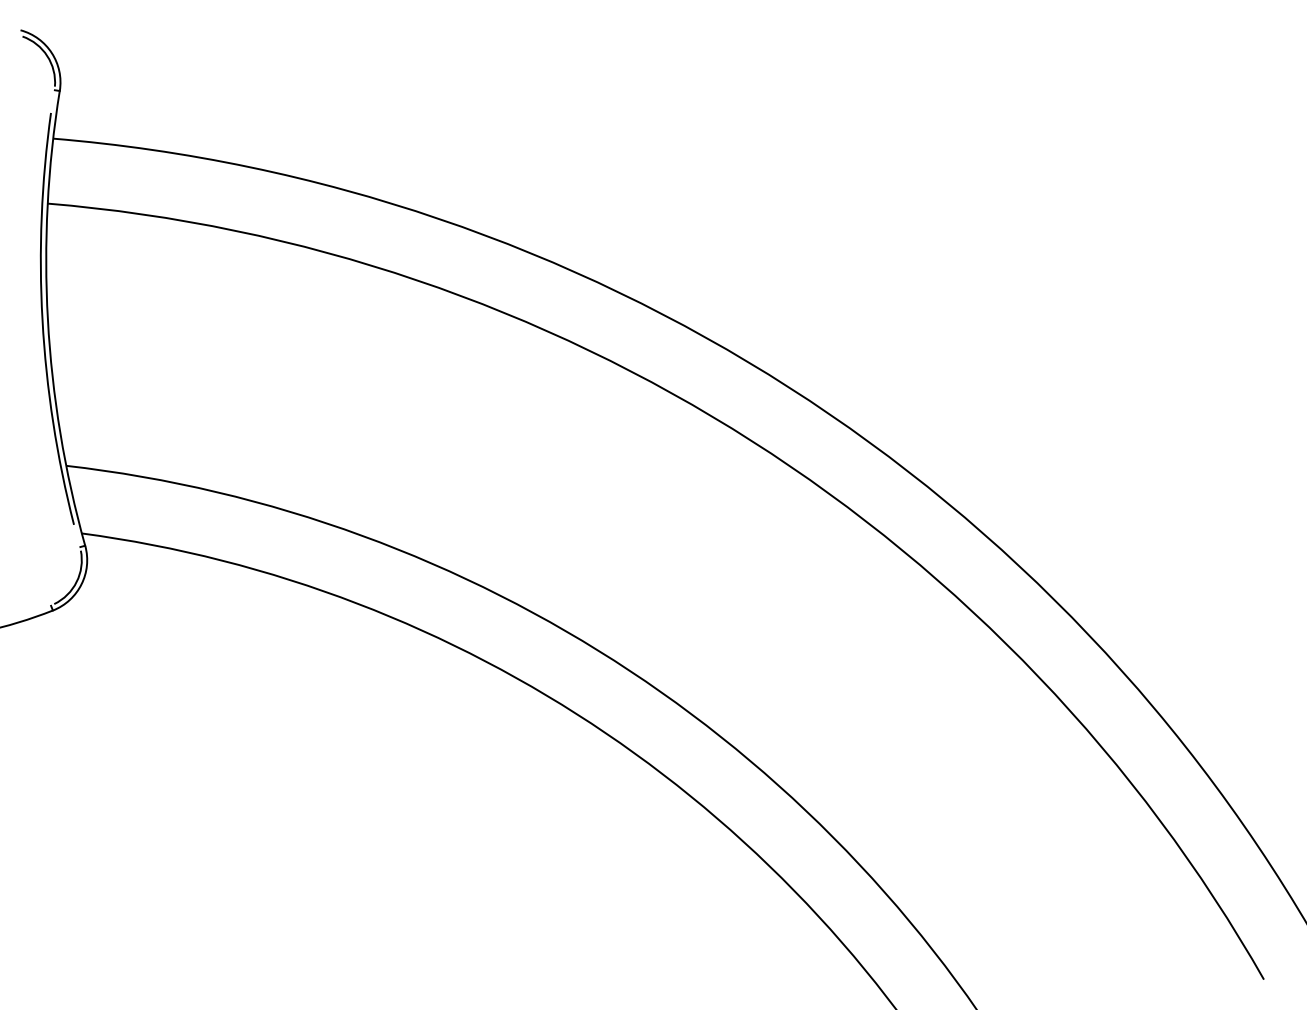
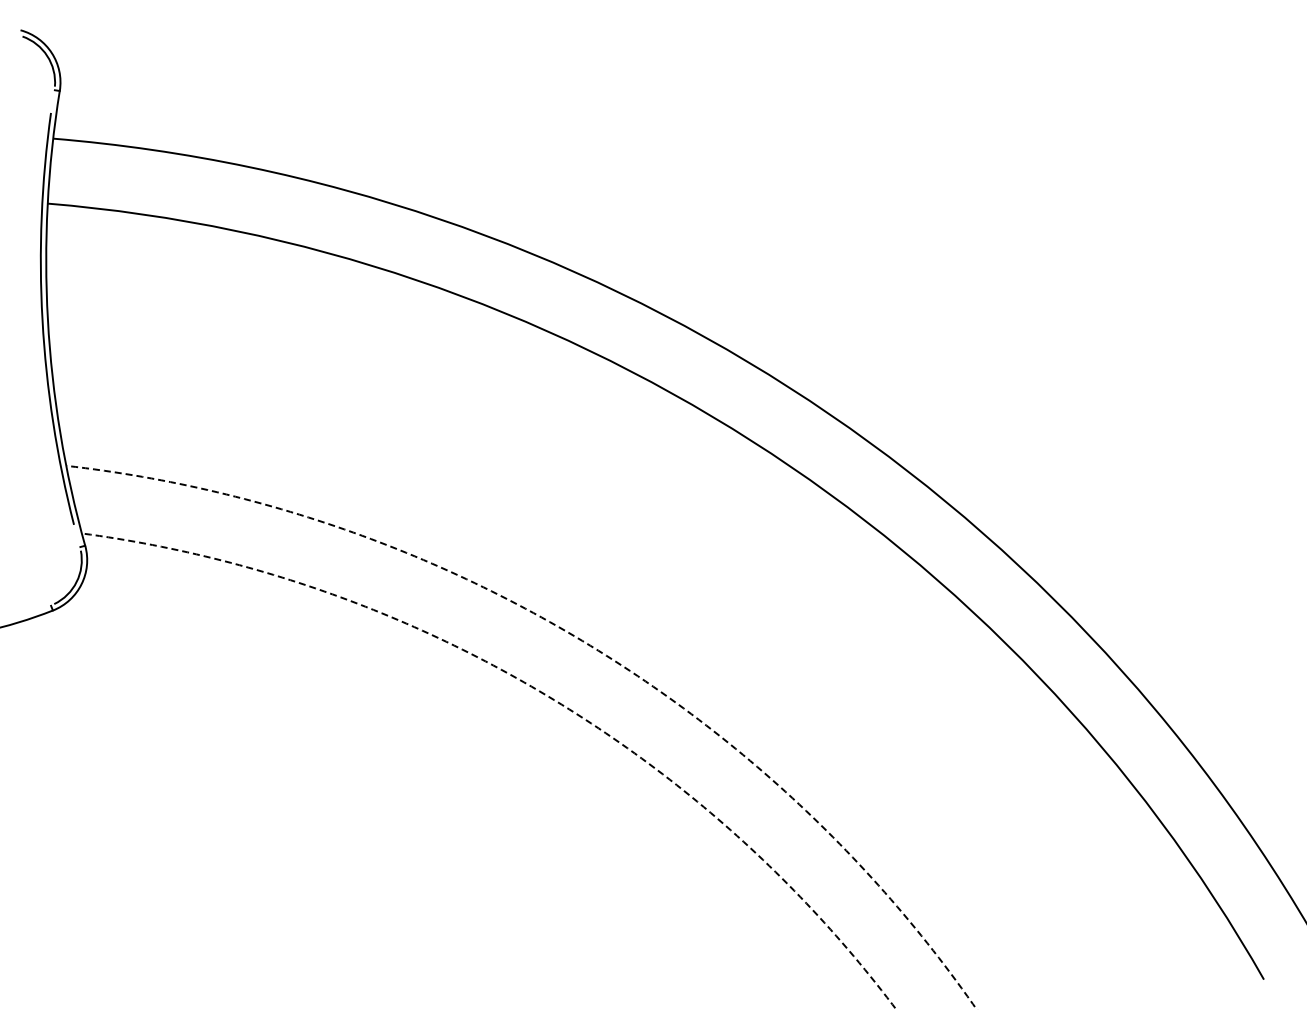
arc: solid -> dashed (579, 639)
arc: solid -> dashed (538, 690)
